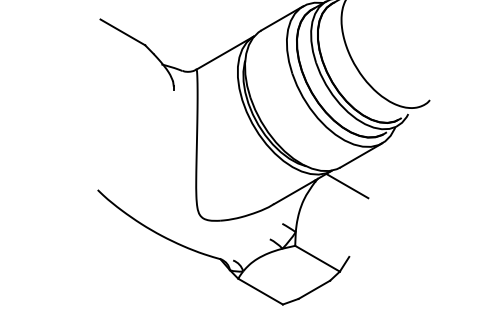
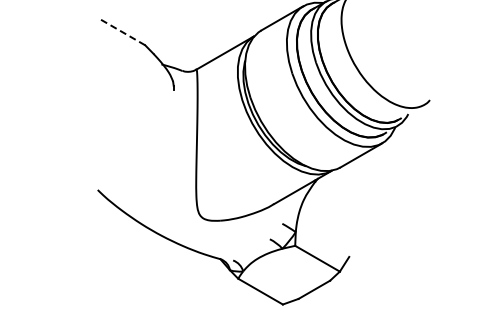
line: solid -> dashed (122, 32)
line: present -> none (347, 185)
